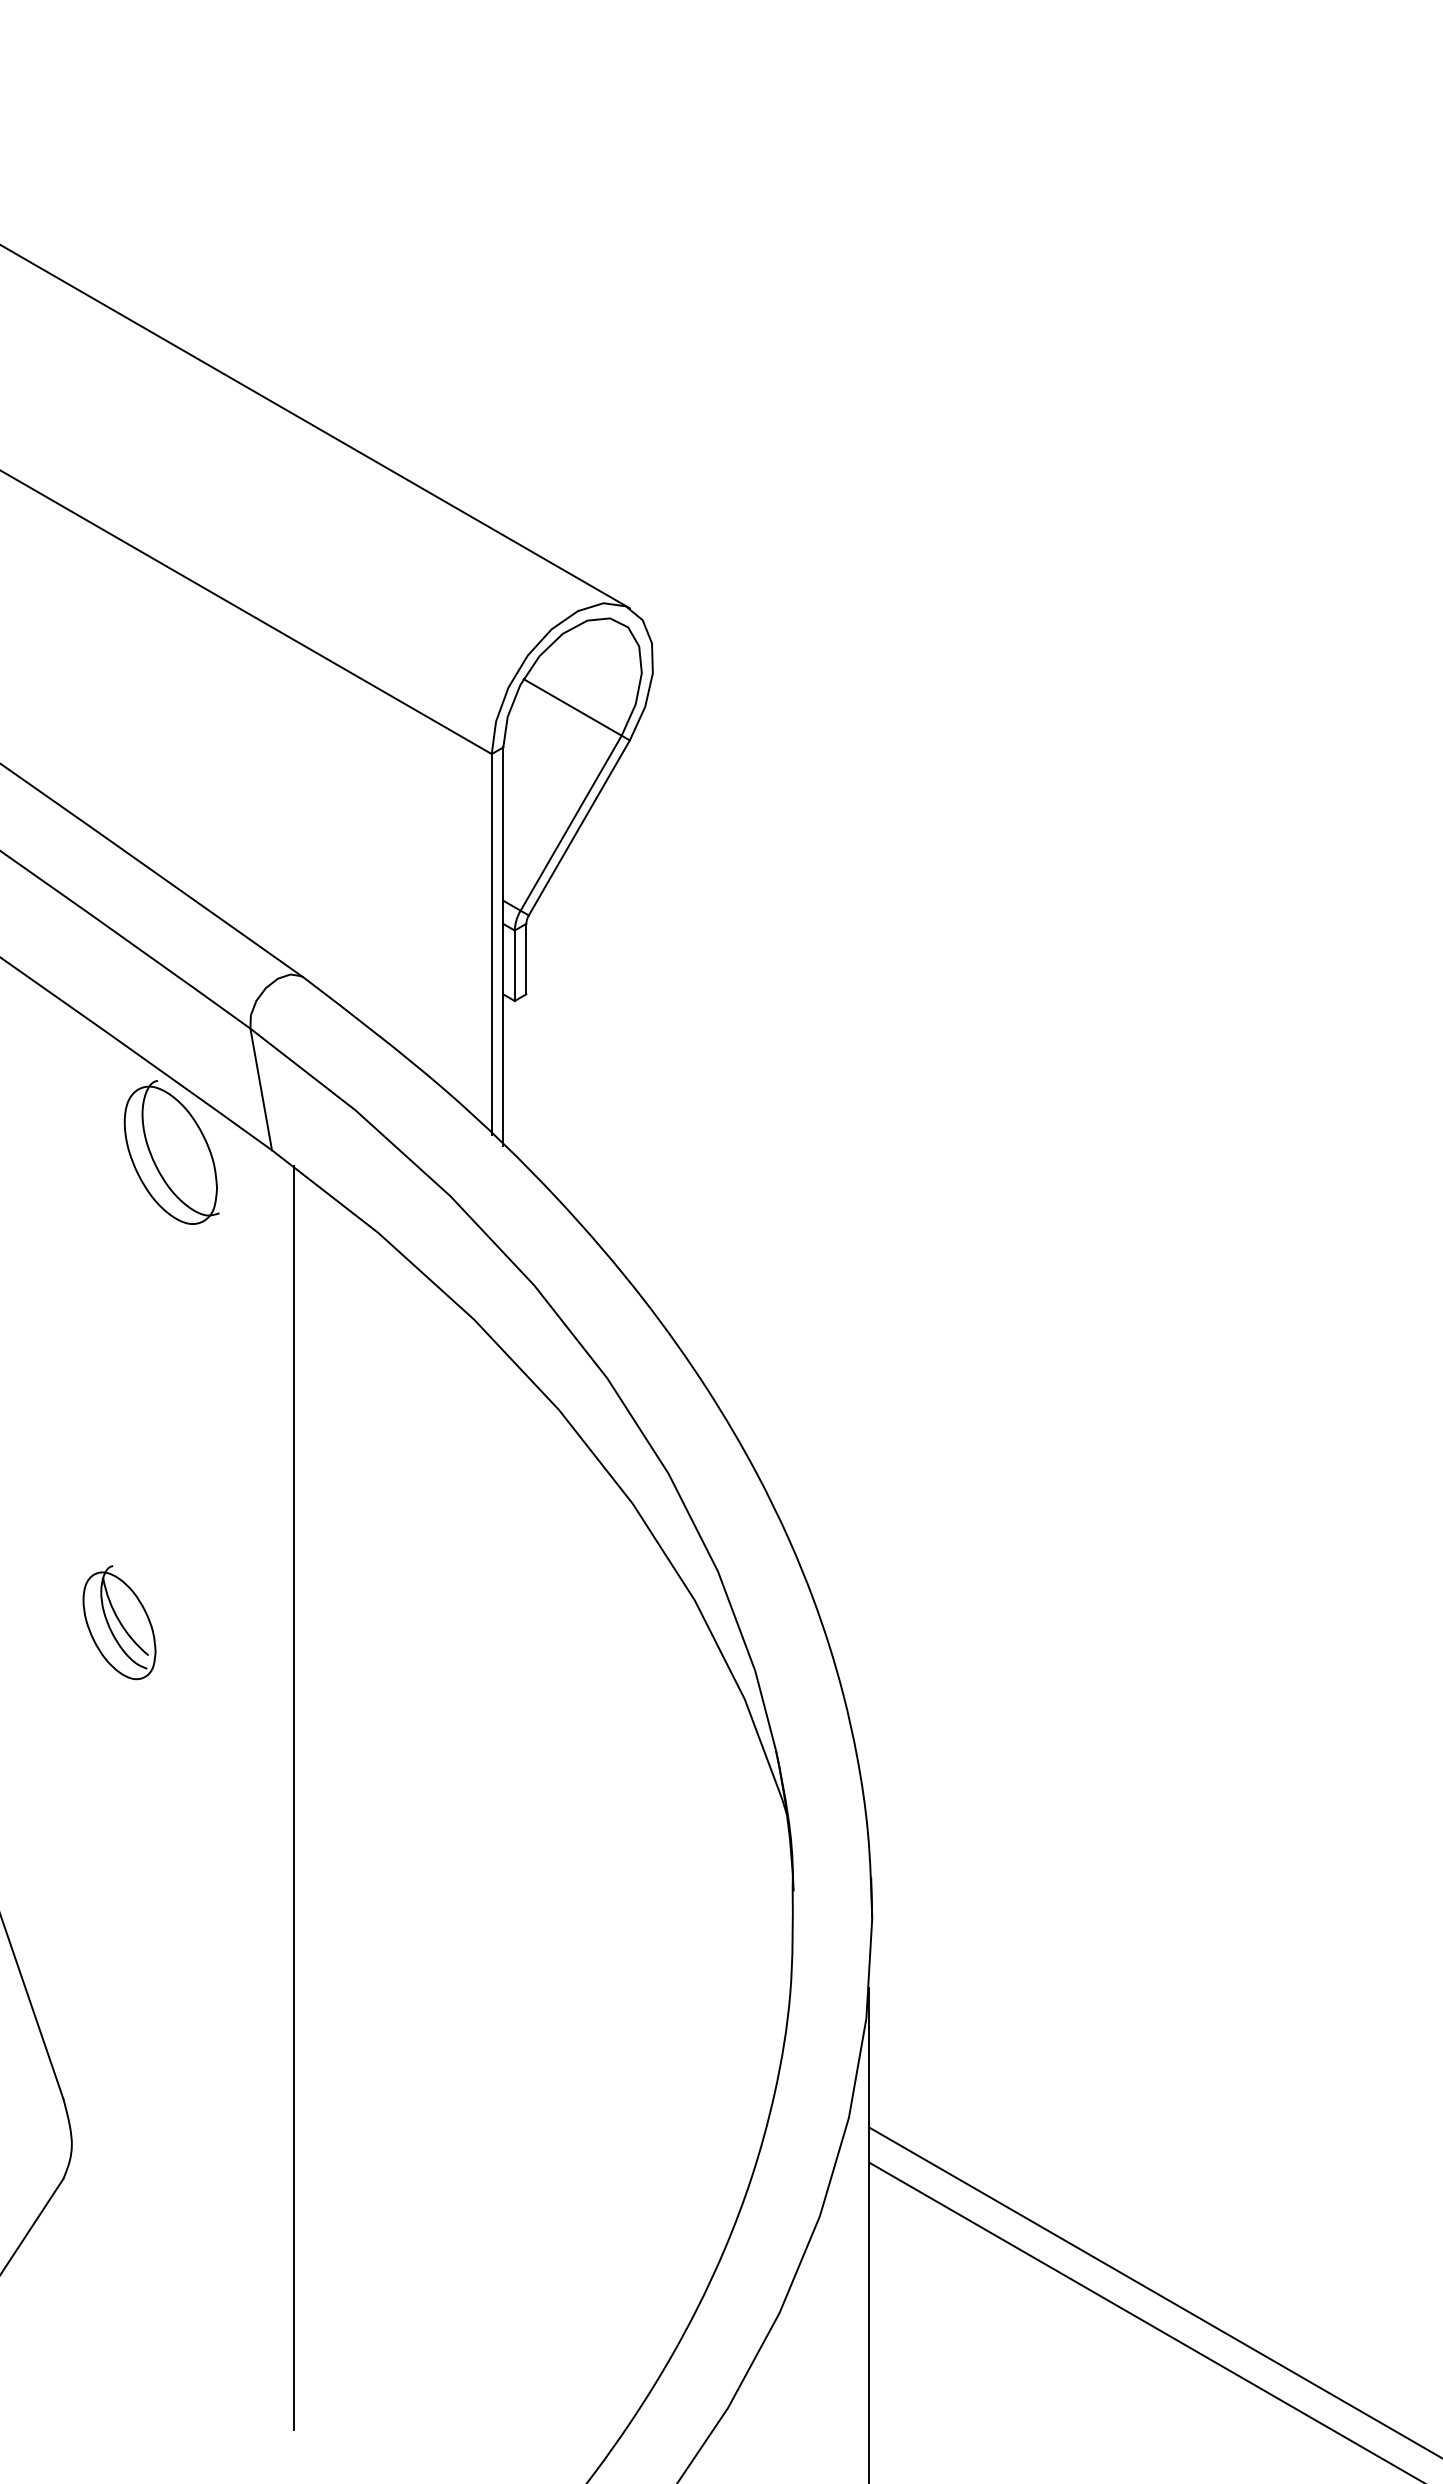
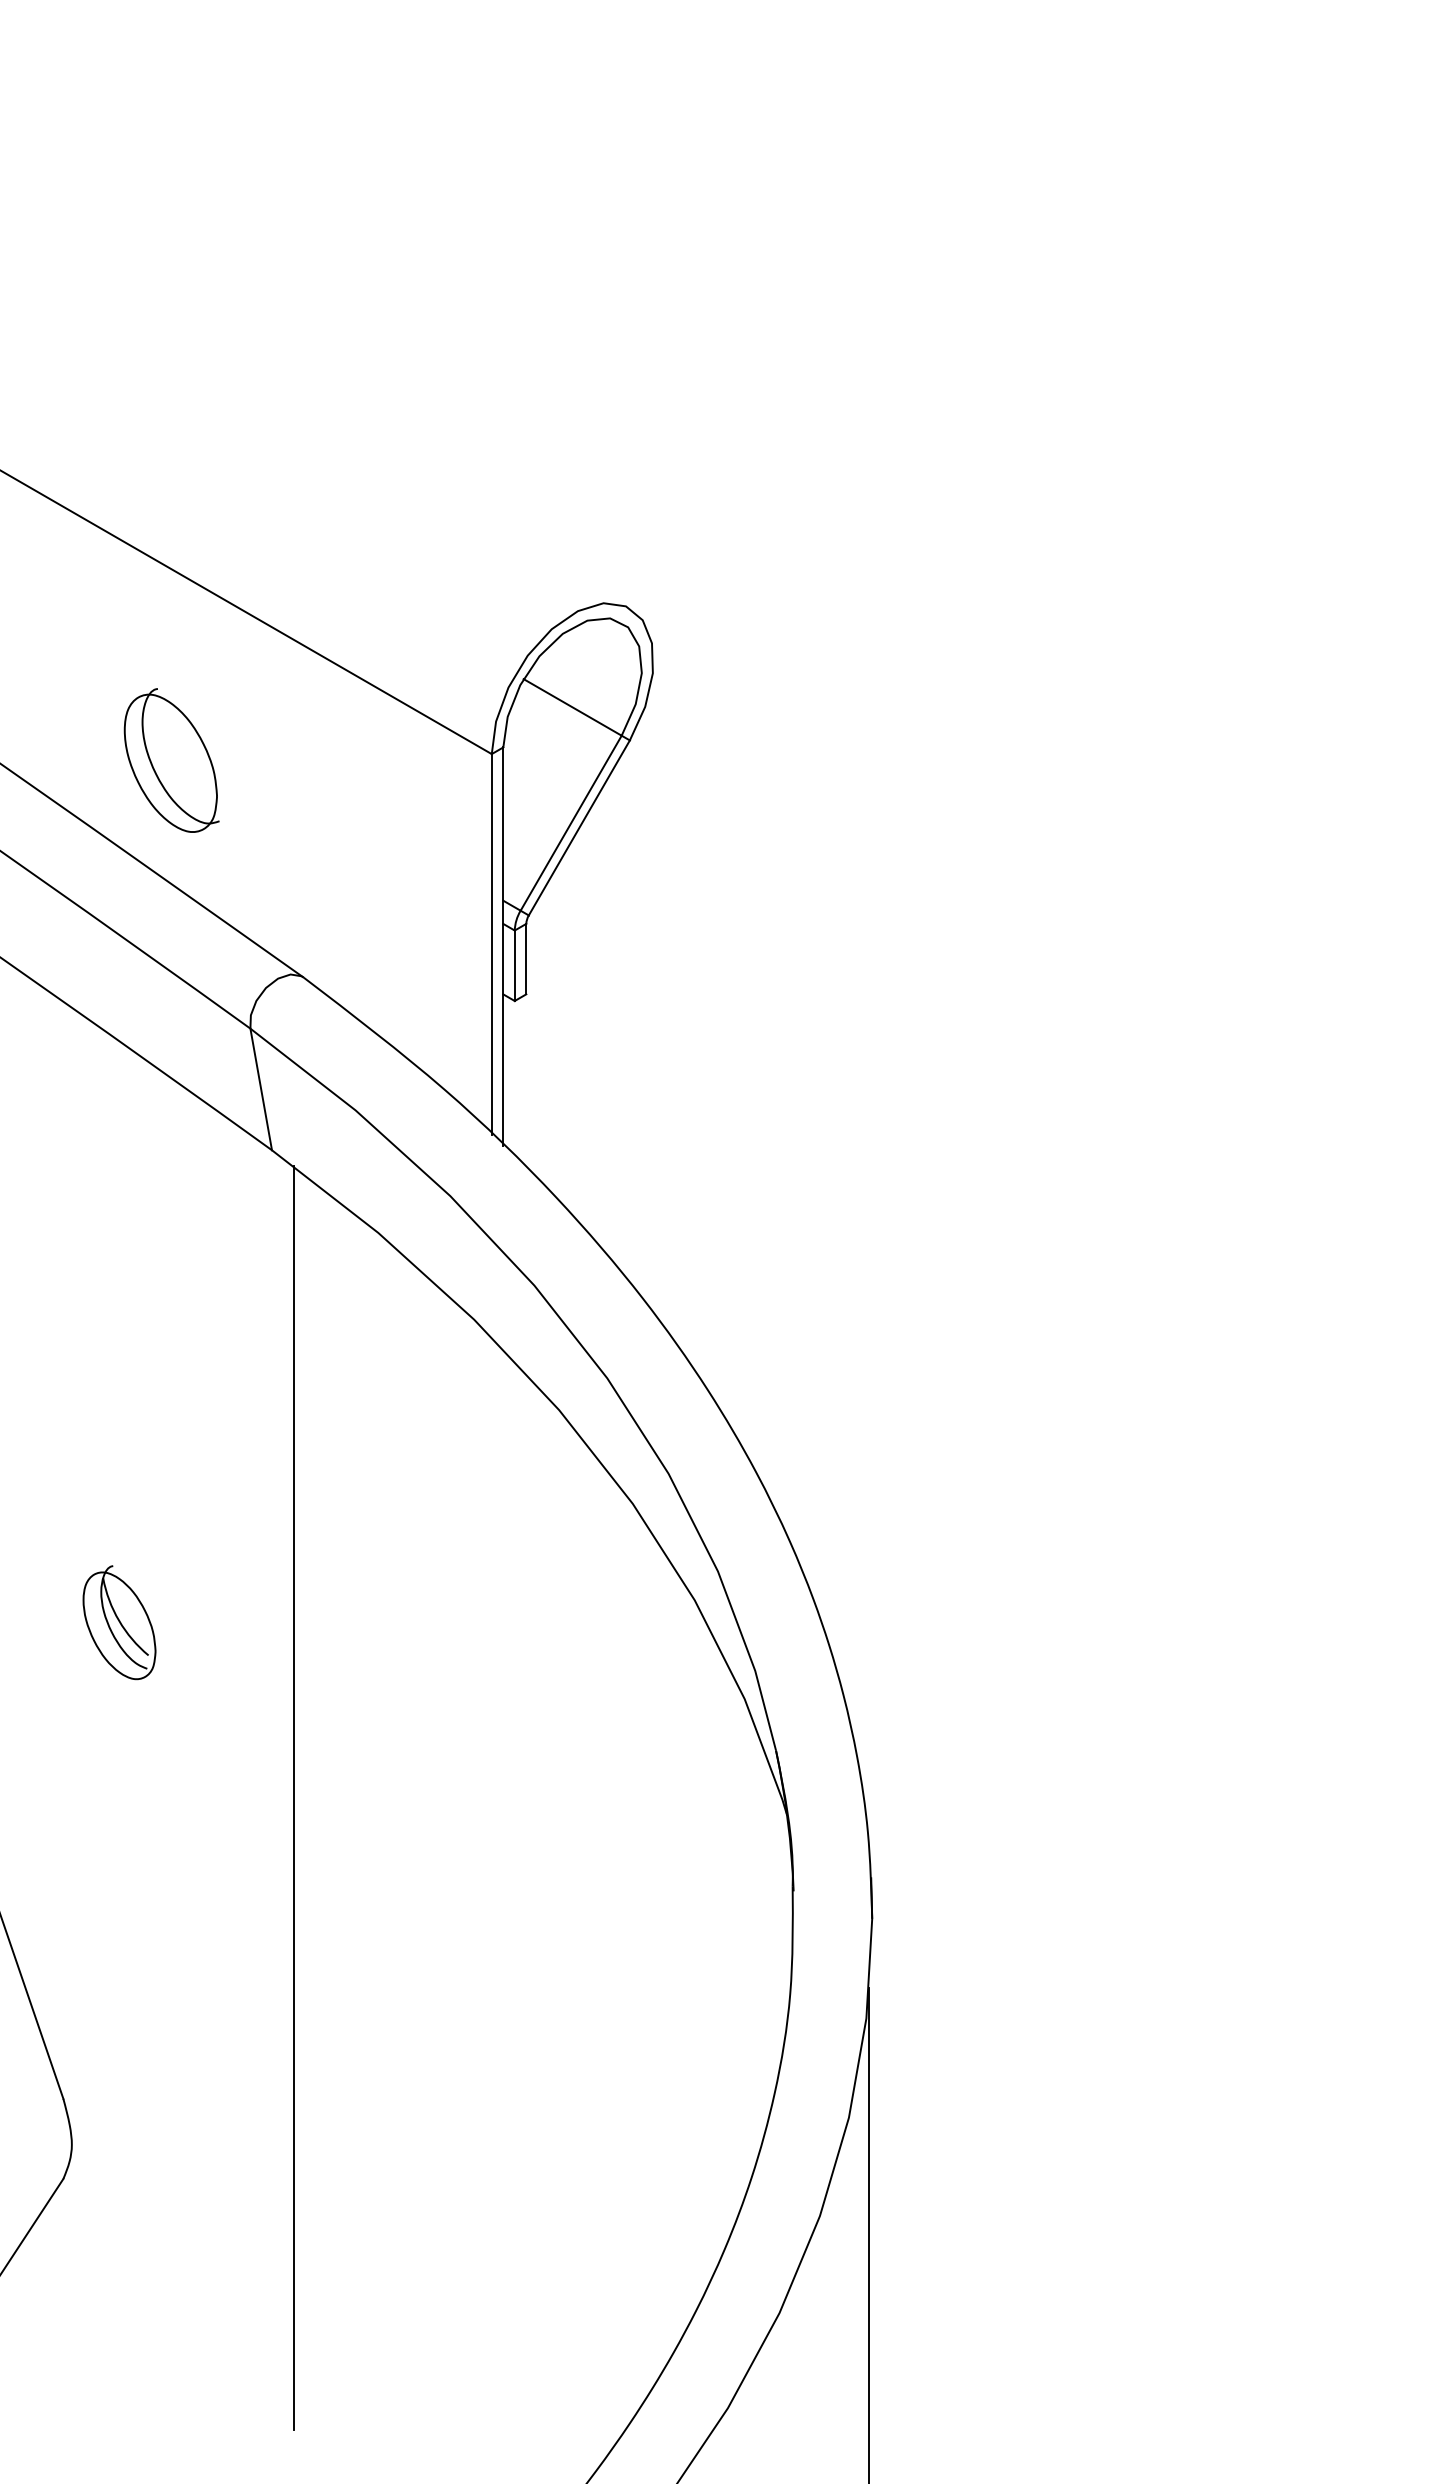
line: present -> none (315, 427)
part position: (171, 1152) -> (171, 760) (171, 760)
line: present -> none (1154, 2291)
line: present -> none (1144, 2321)
